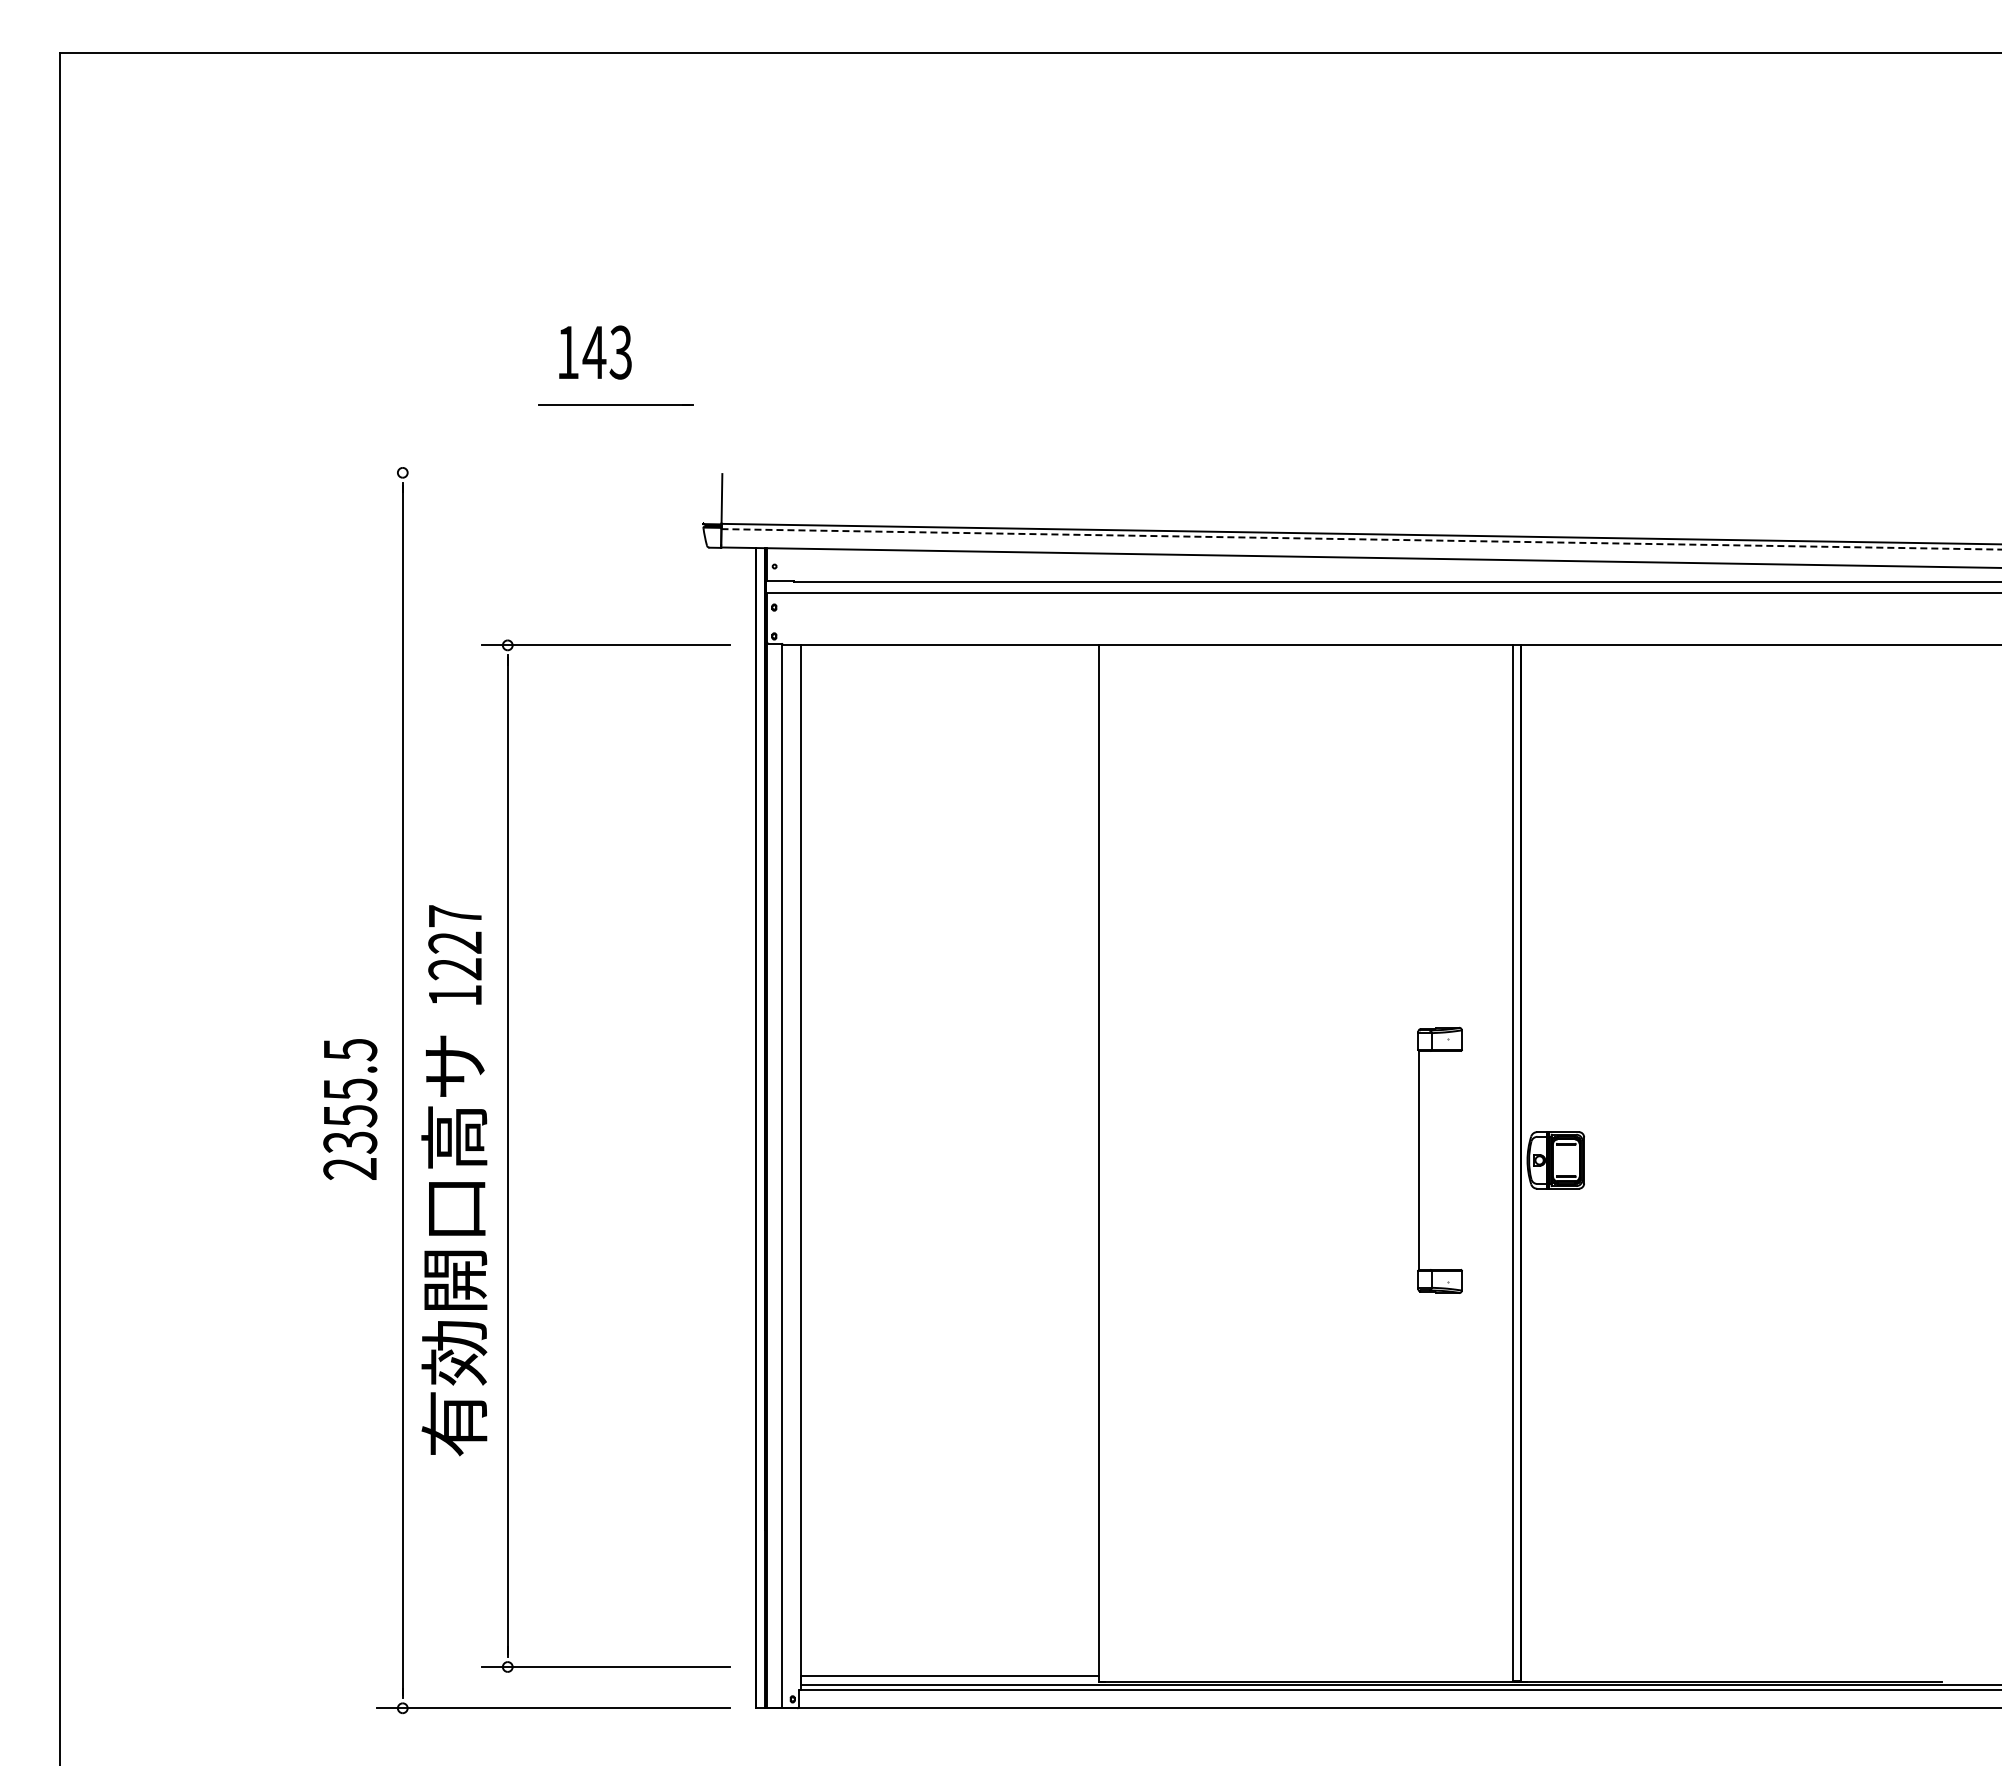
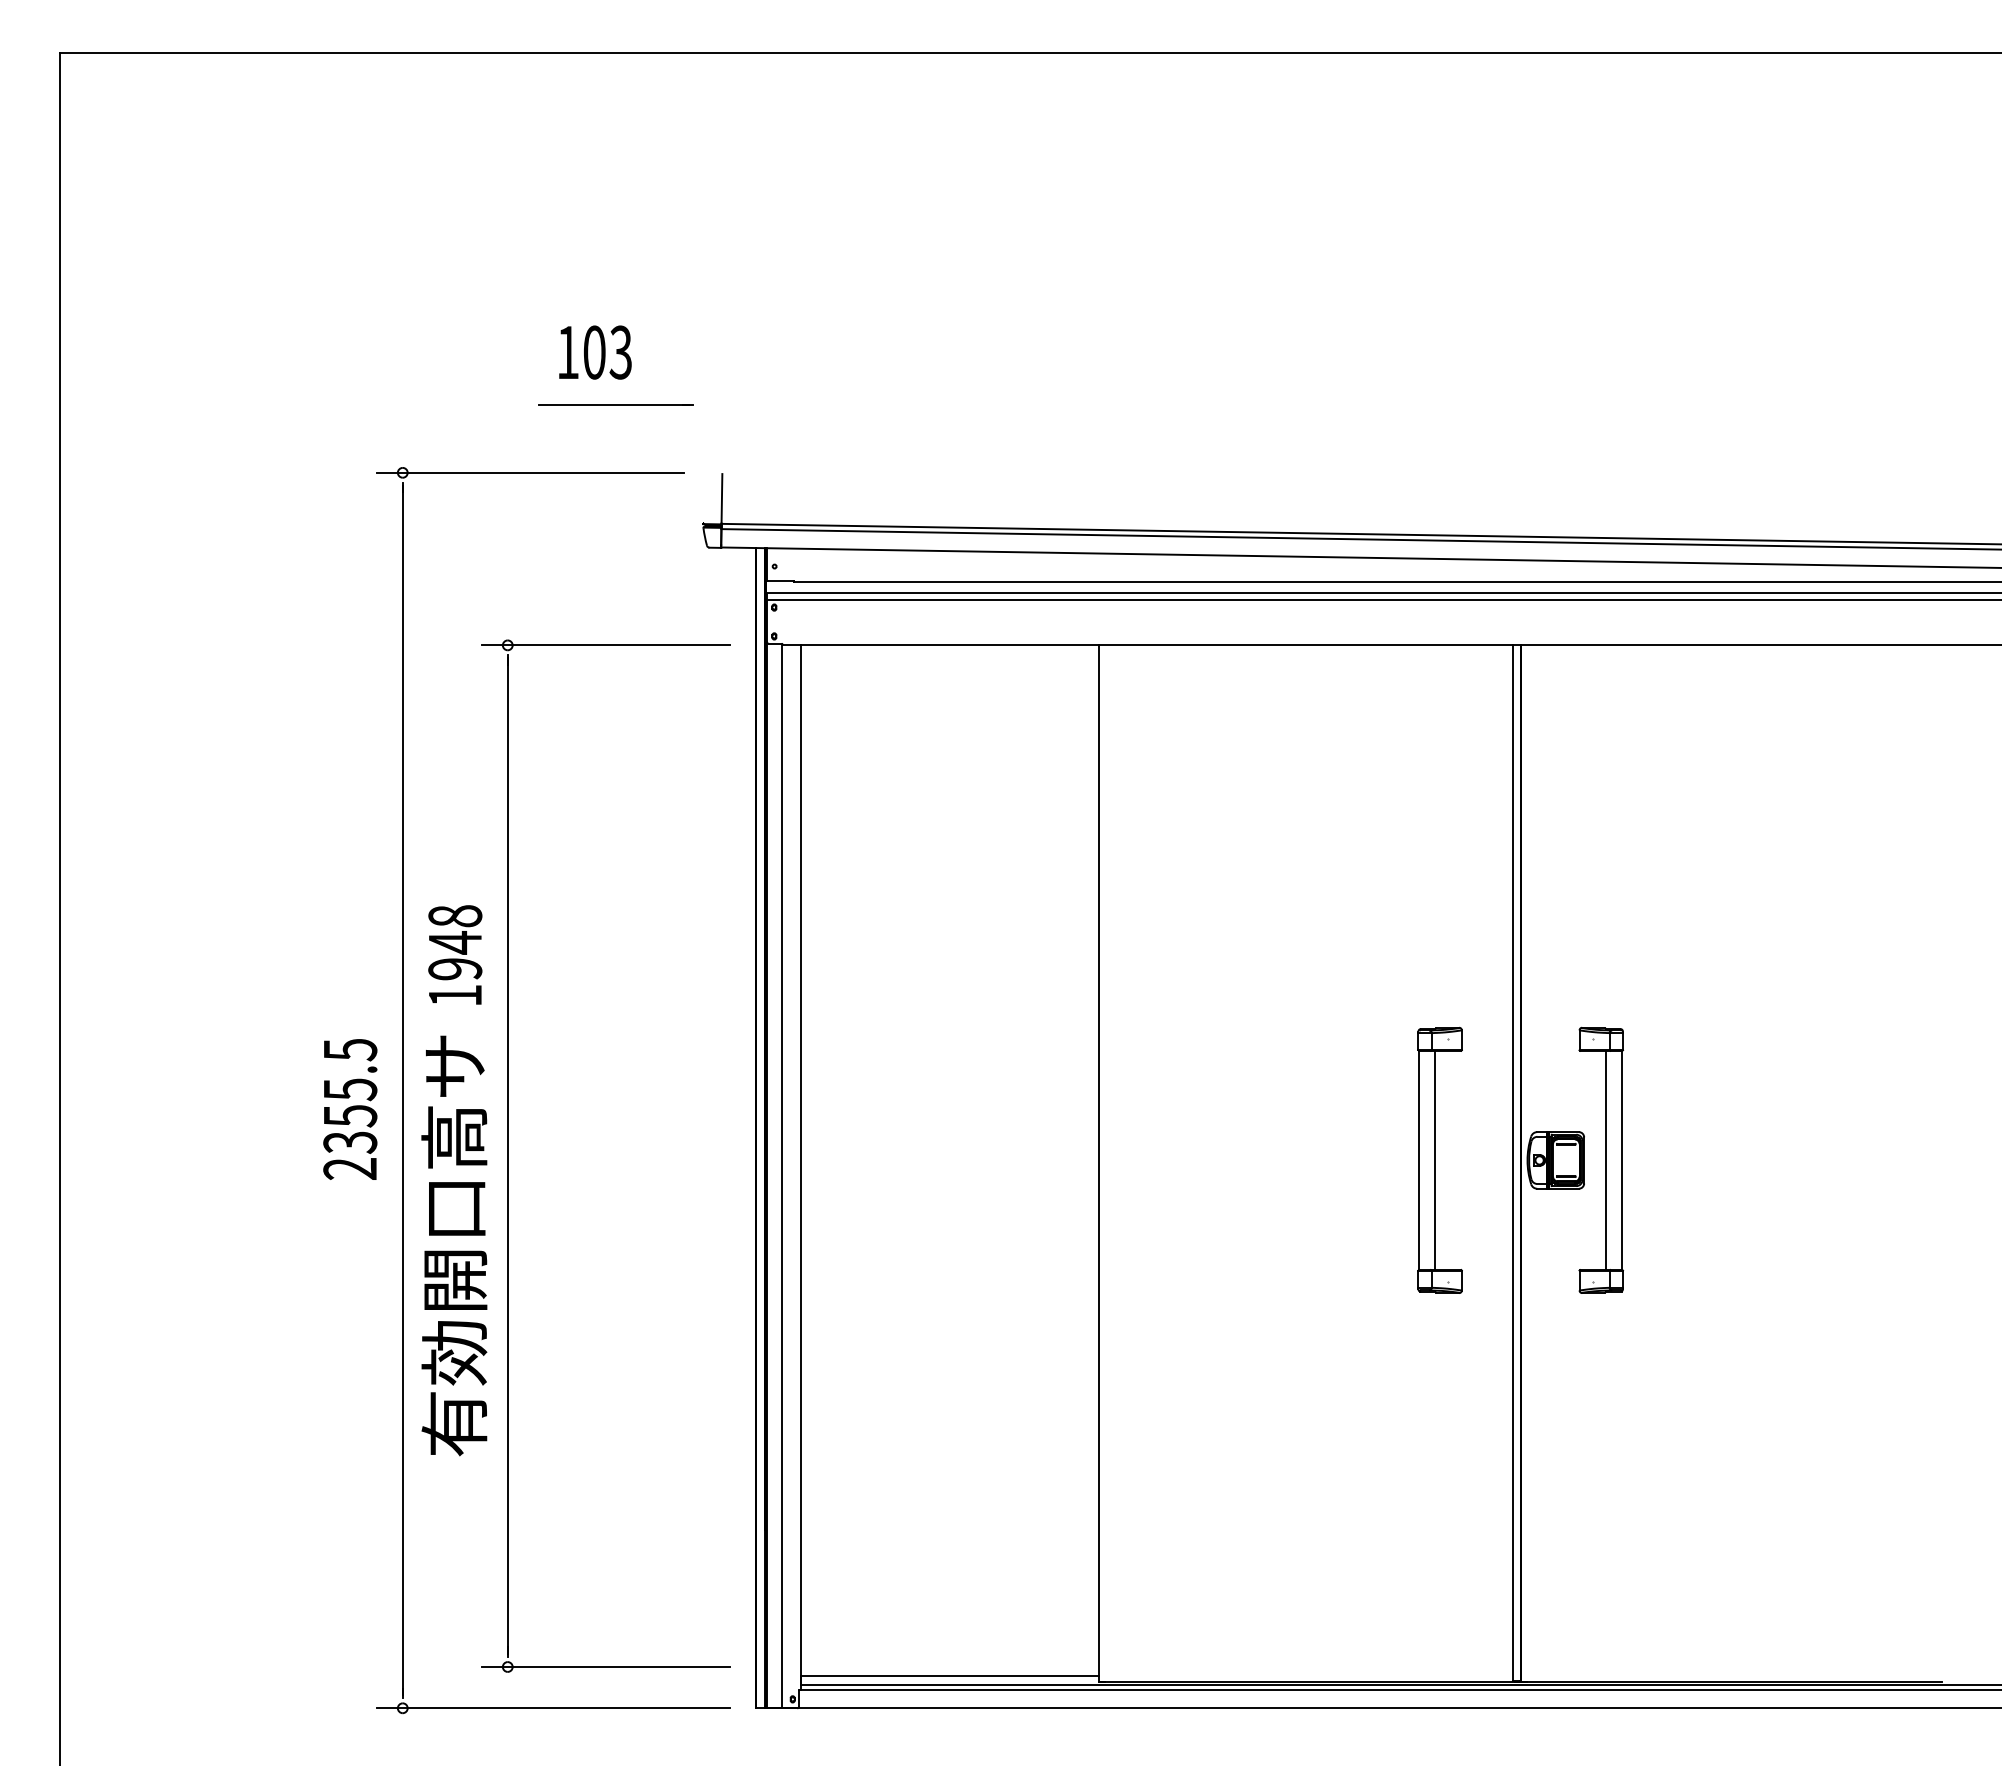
text: 143 -> 103 (594, 352)
line: none -> present (529, 472)
line: dashed -> solid (1361, 539)
line: none -> present (1382, 599)
text: 1227 -> 1948 (455, 942)
part: none -> present (1600, 1159)
line: none -> present (1434, 1160)
